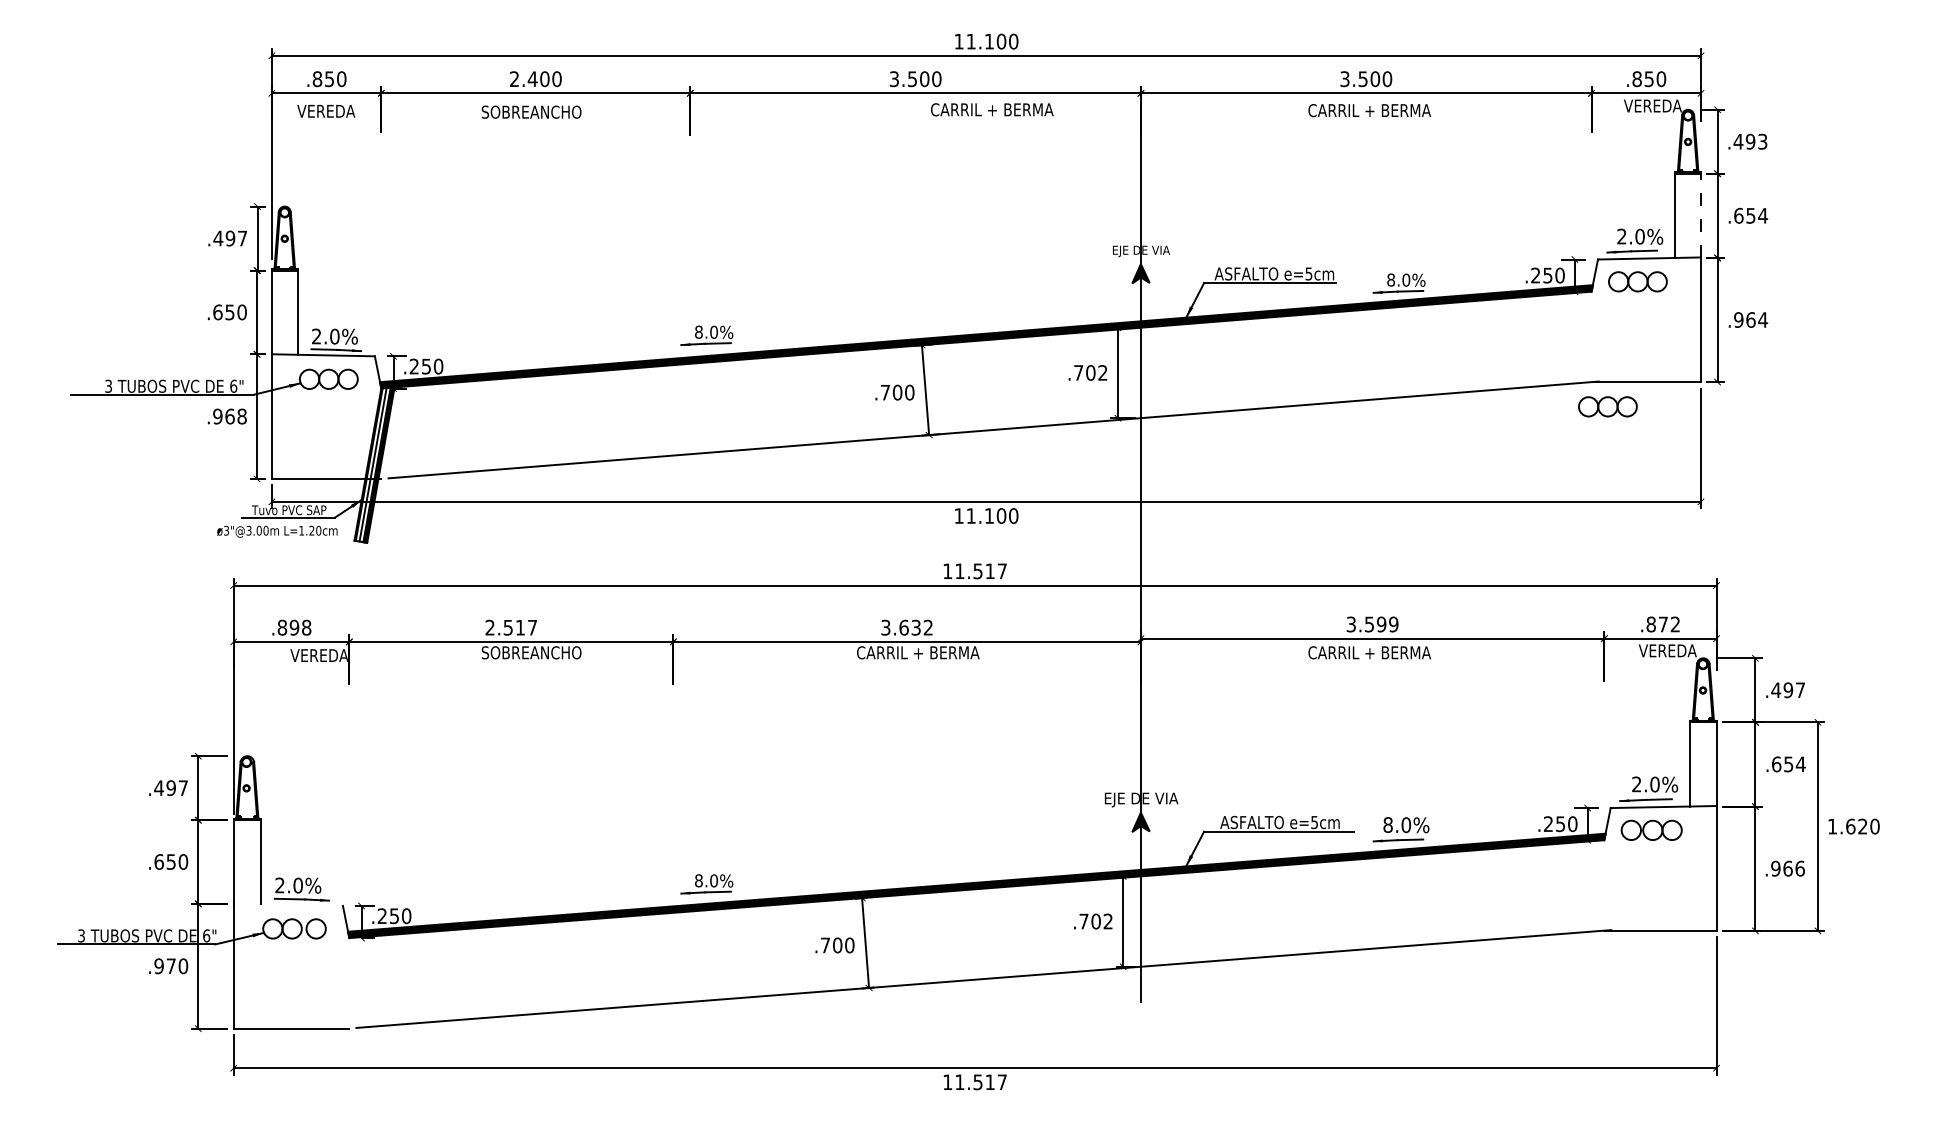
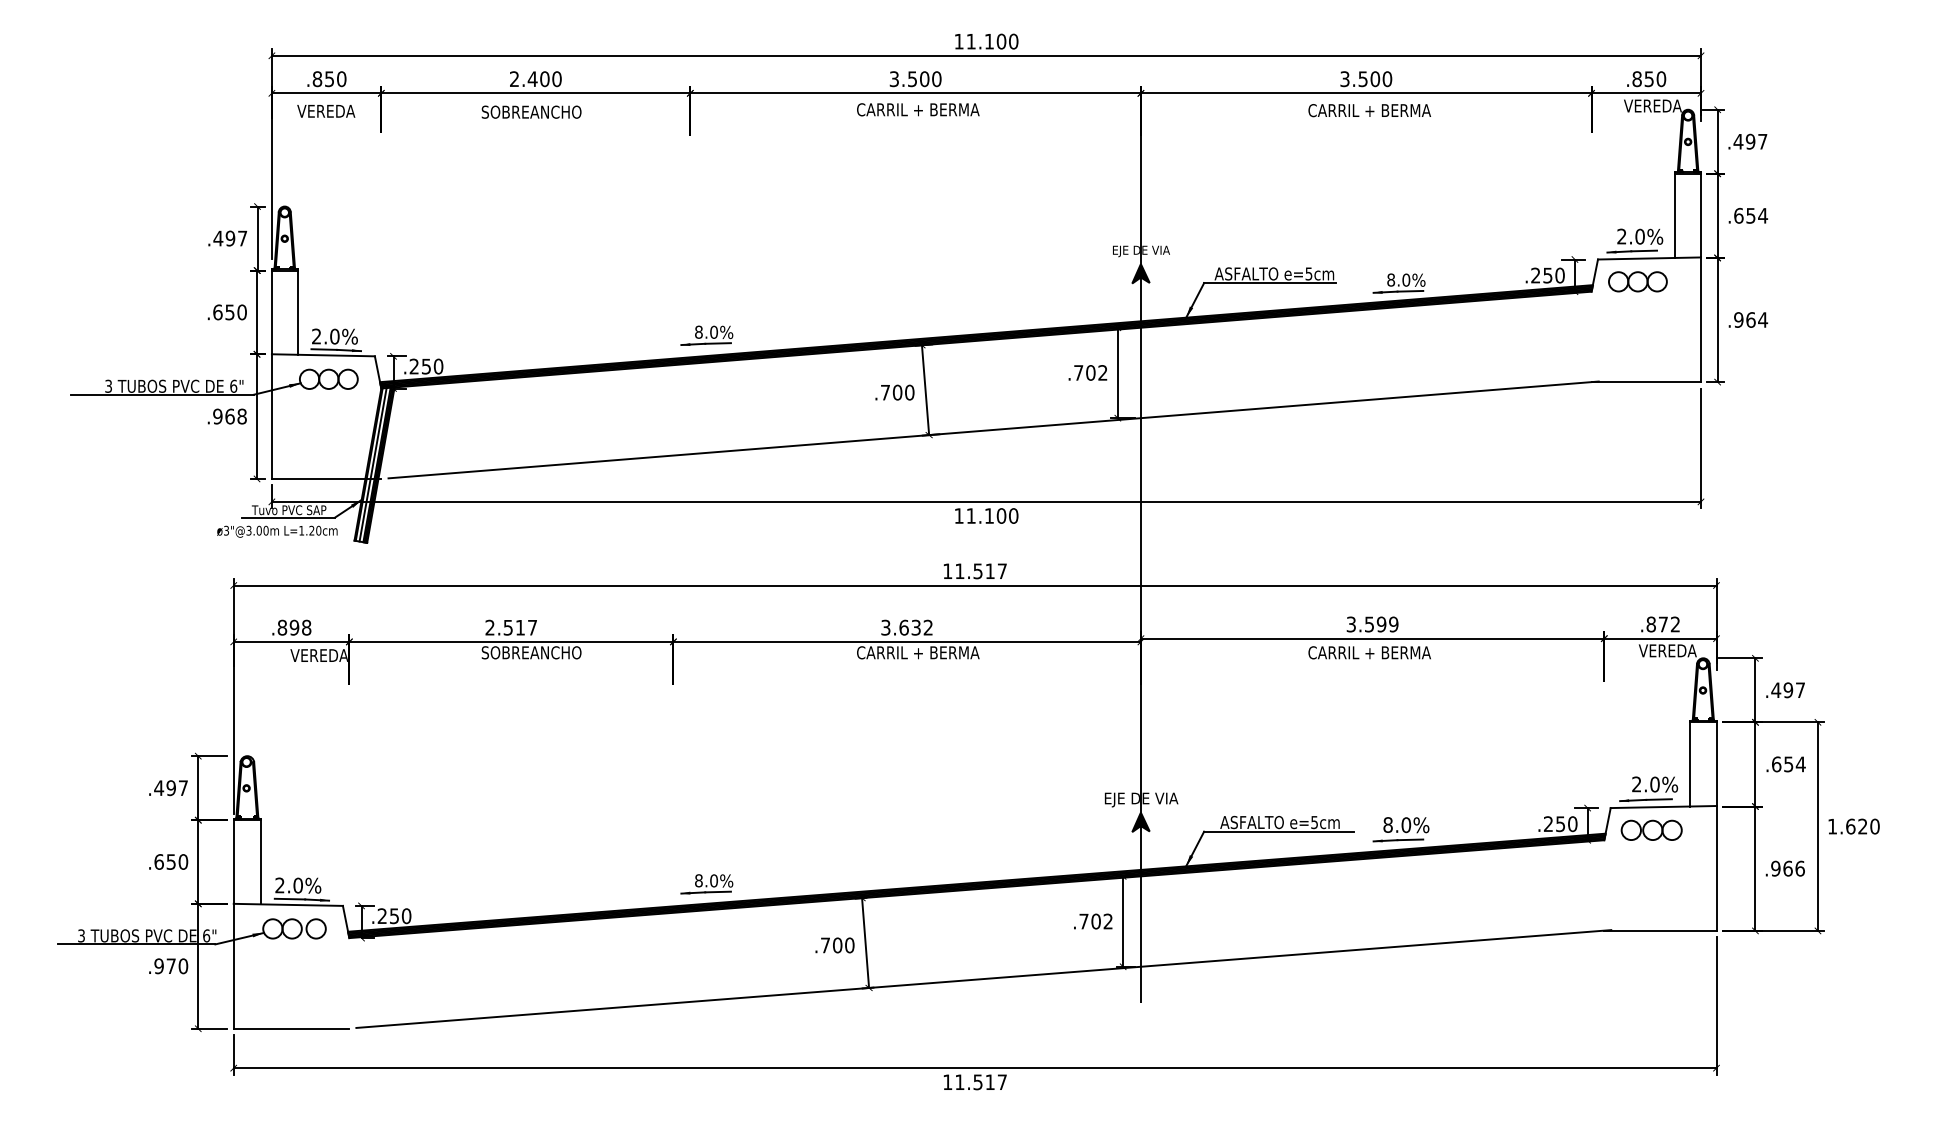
text position: (992, 109) -> (918, 109) (918, 109)
text: .493 -> .497 (1762, 141)
line: dashed -> solid (1701, 215)
part: present -> none (1607, 406)
line: none -> present (287, 904)
